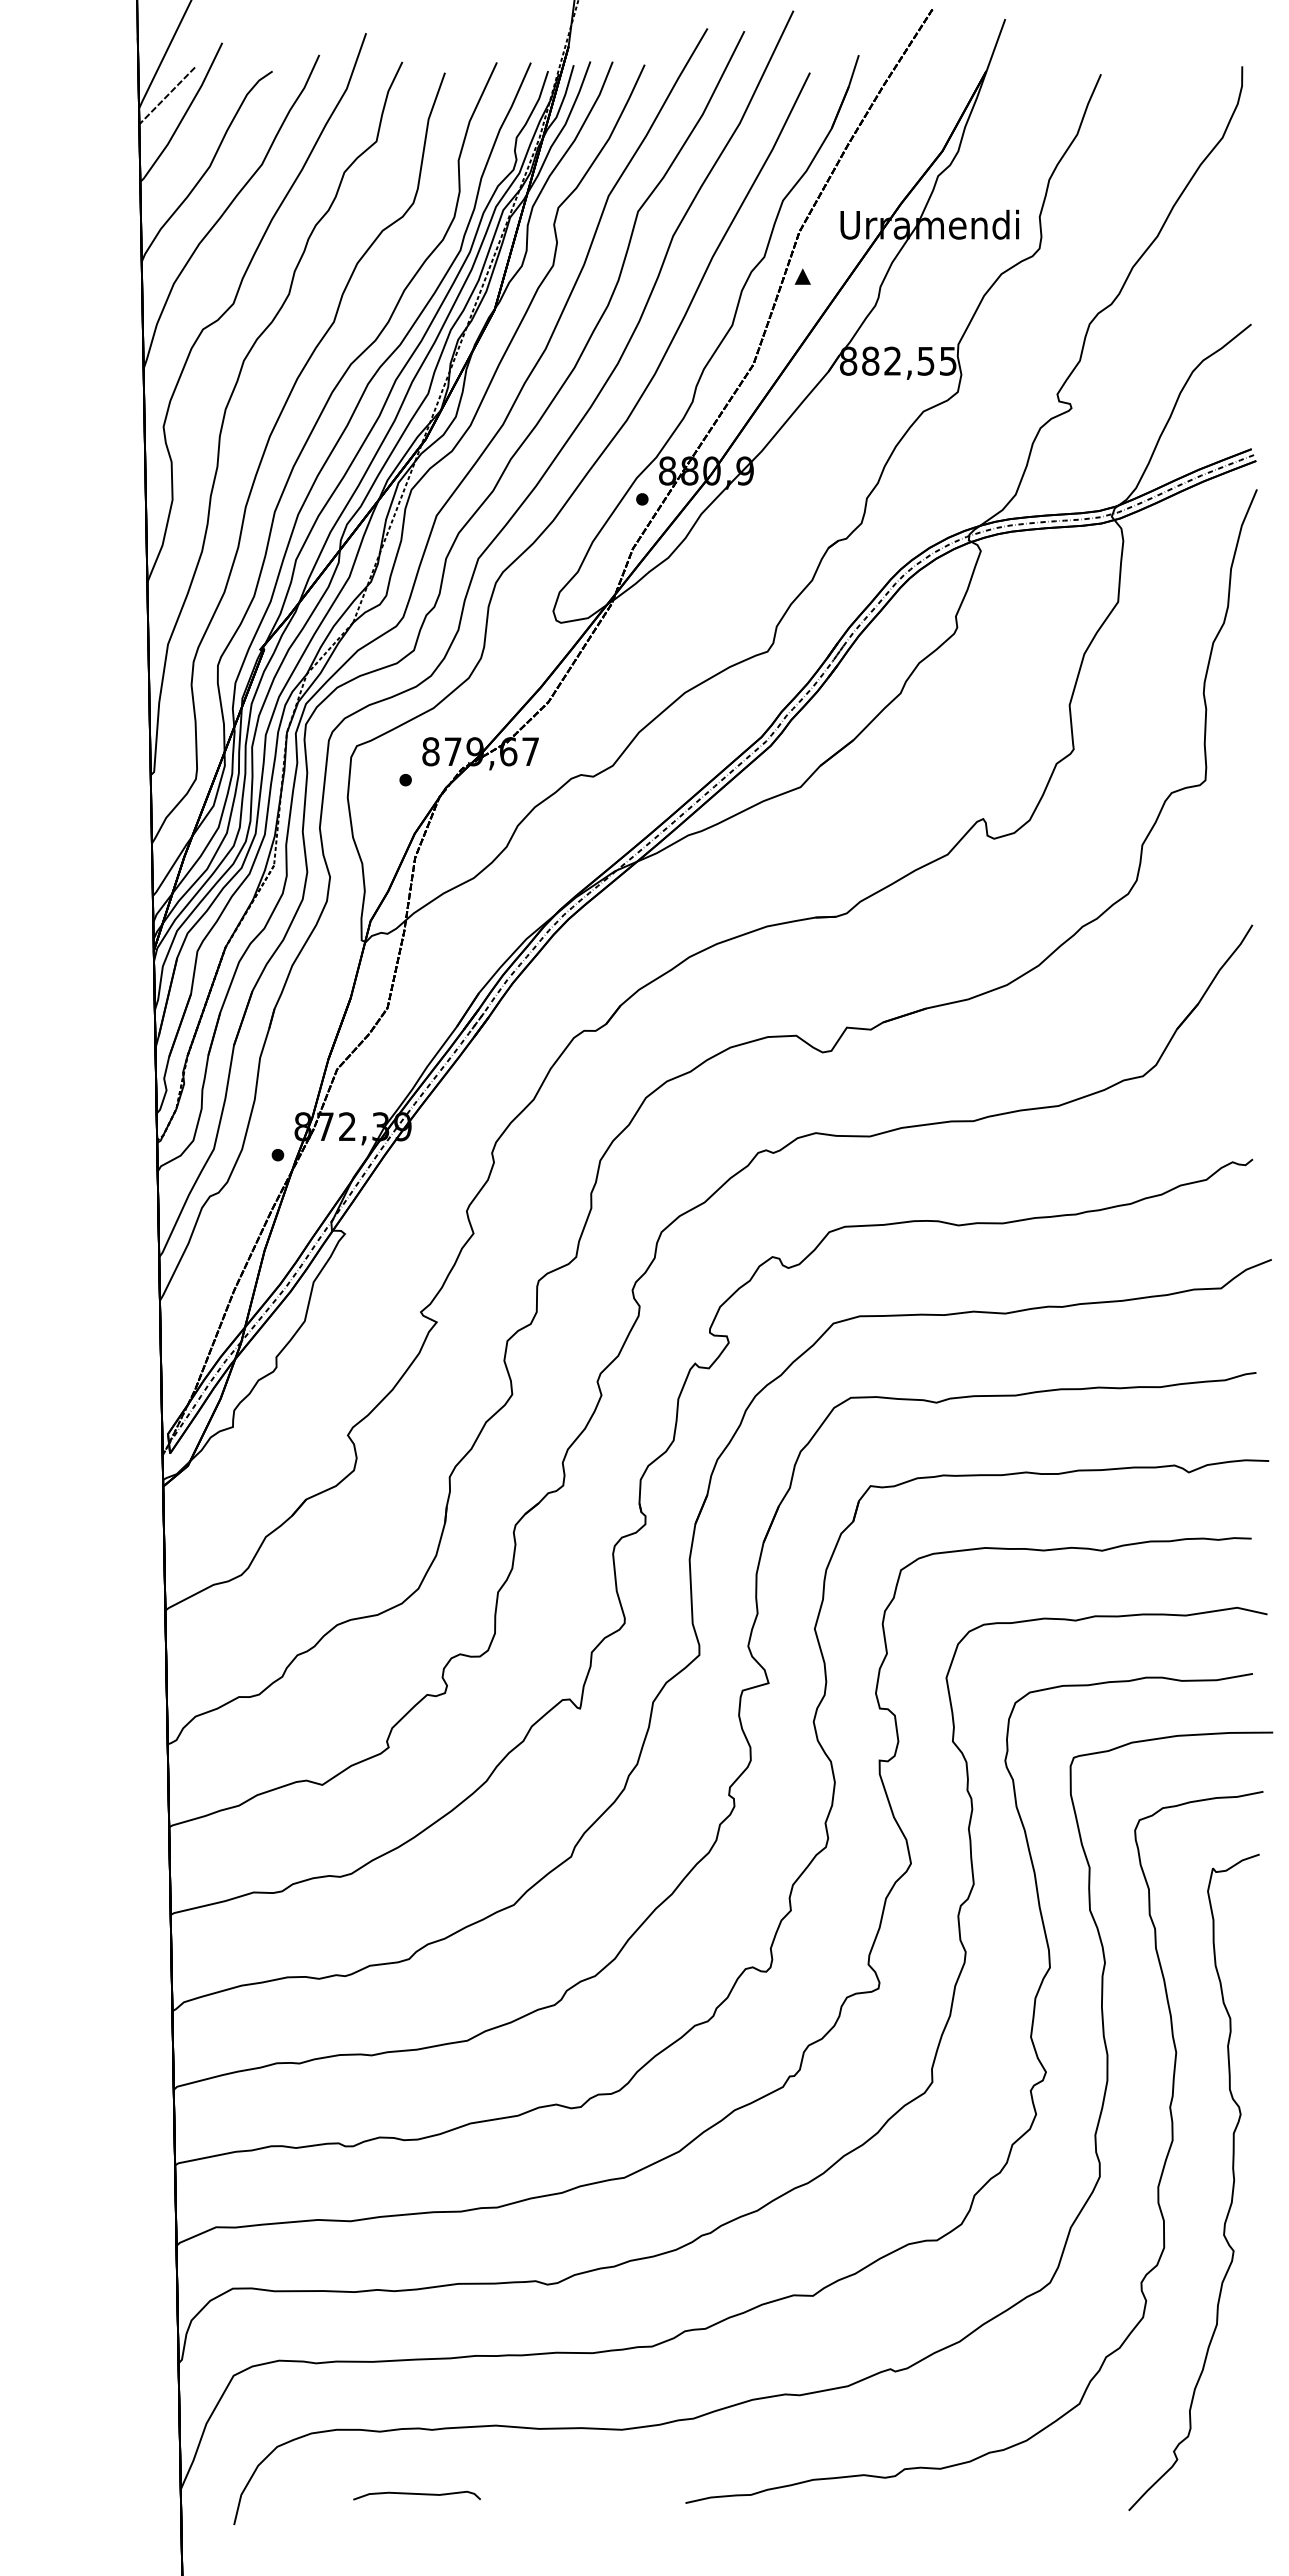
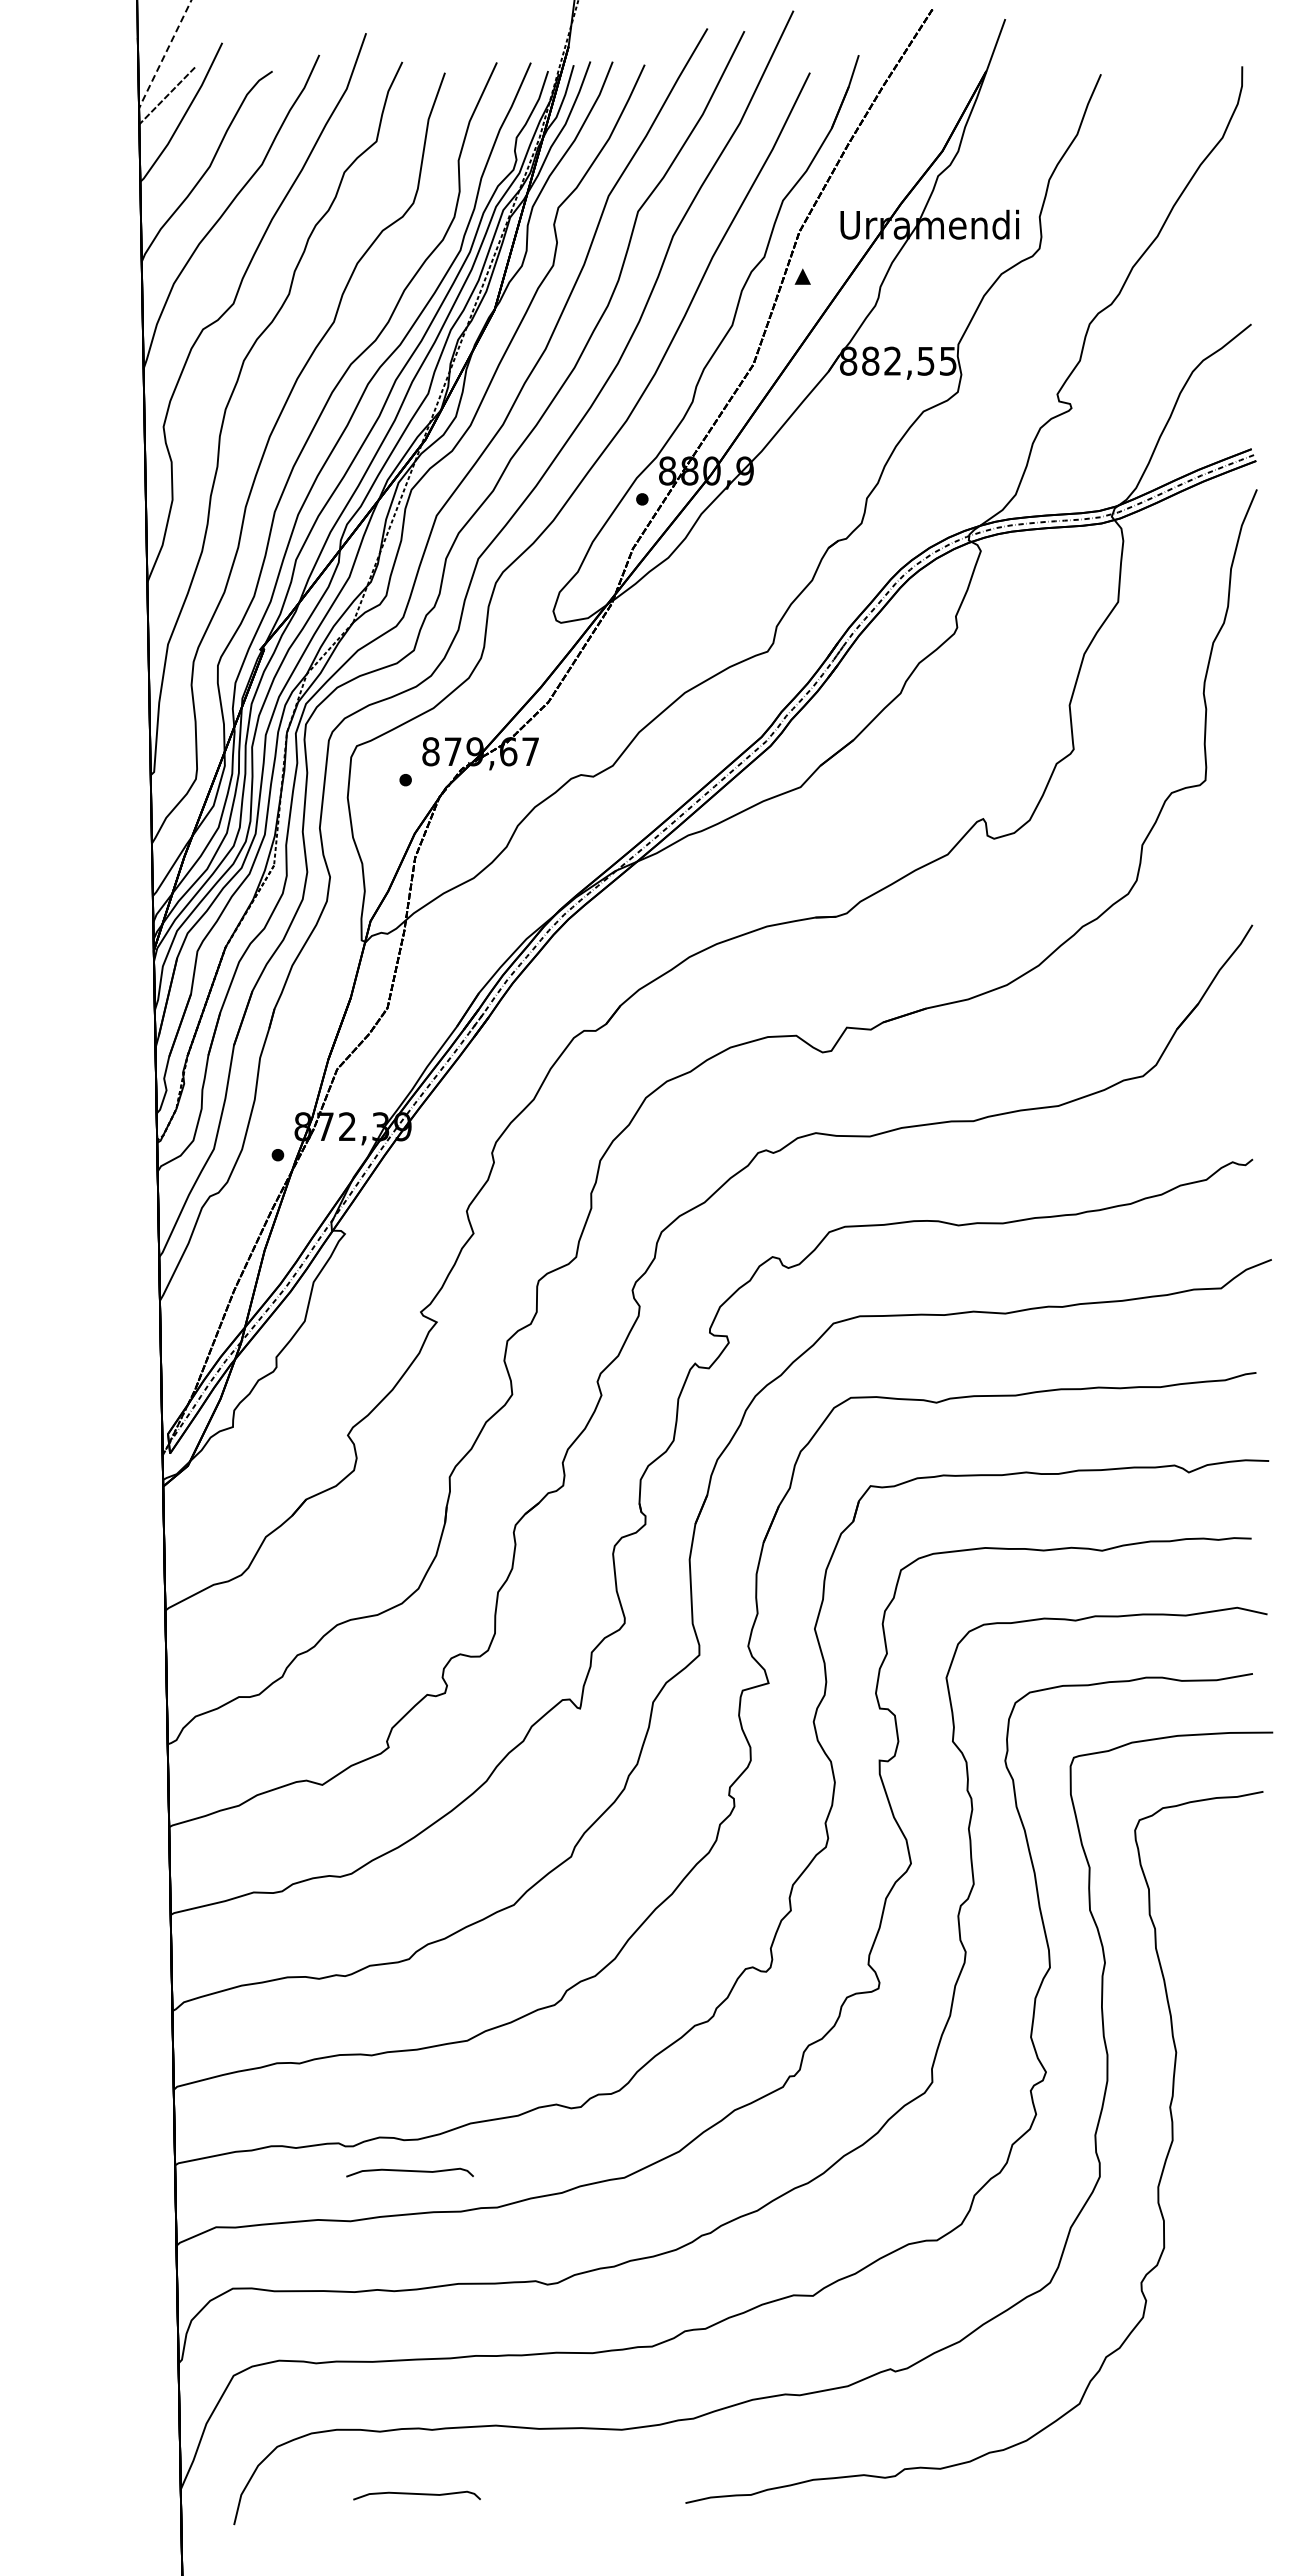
line: solid -> dashed (164, 55)
curve: none -> present (409, 2171)
curve: present -> none (1232, 2184)
